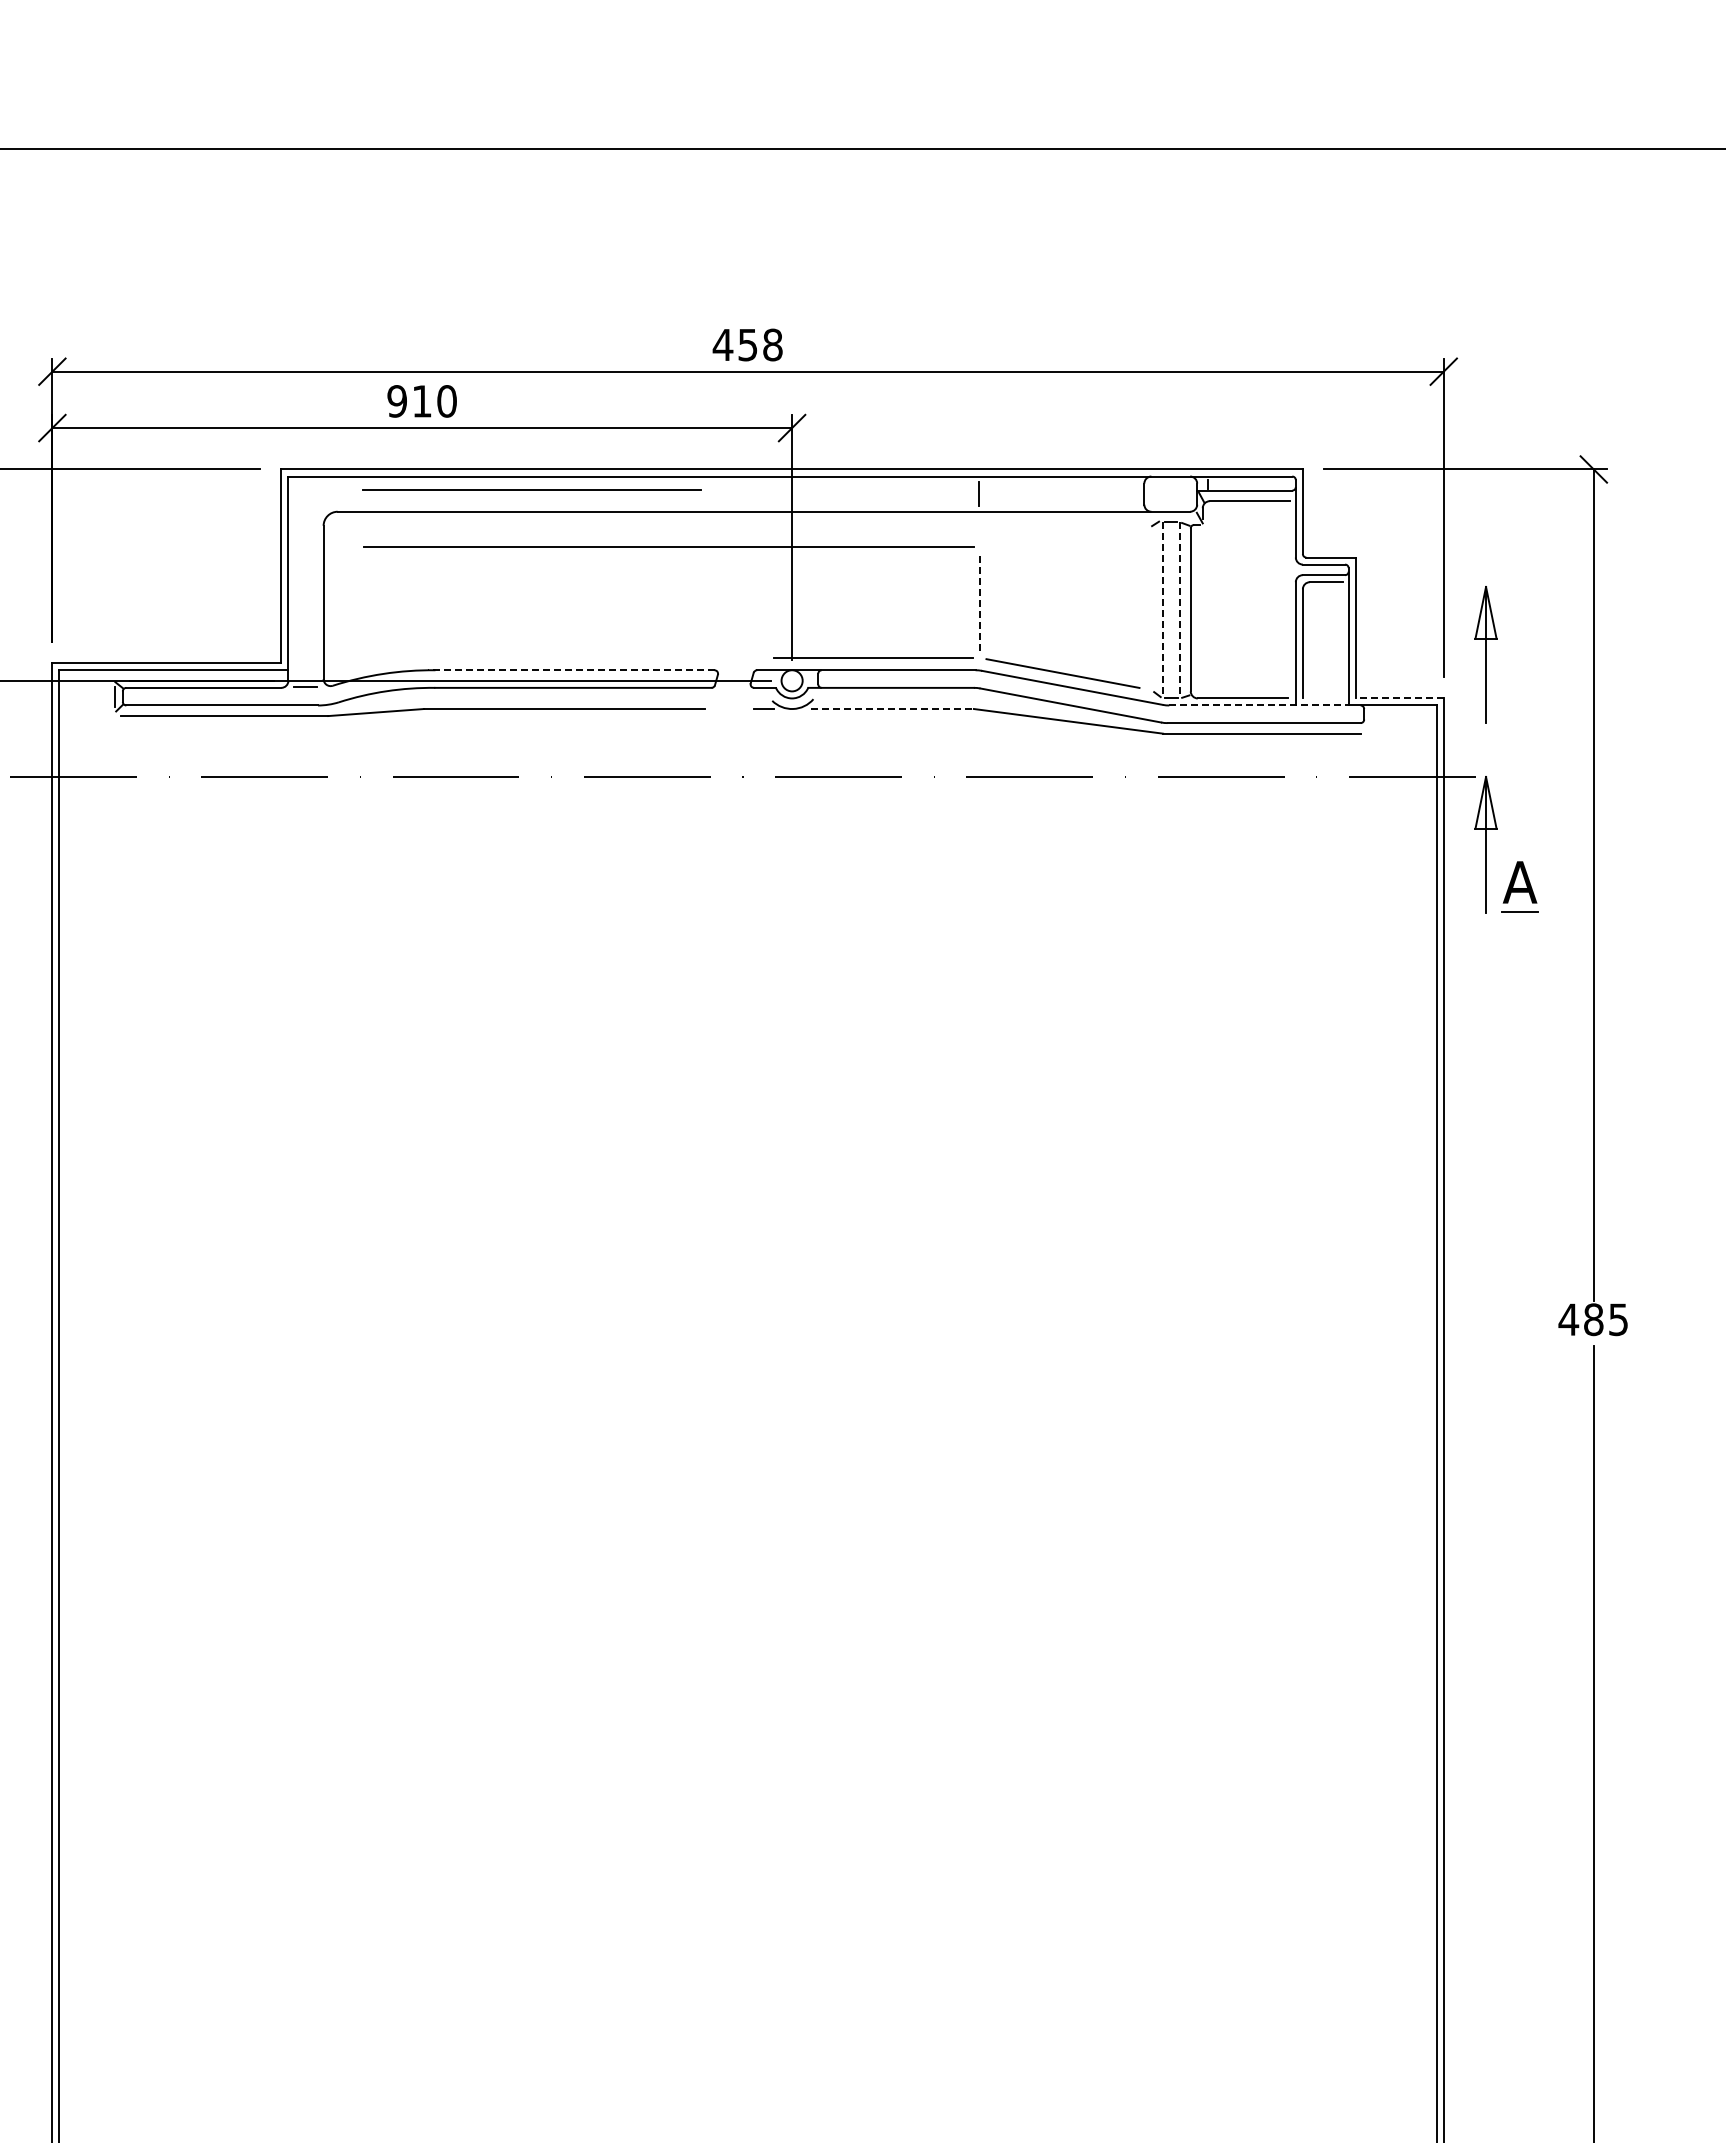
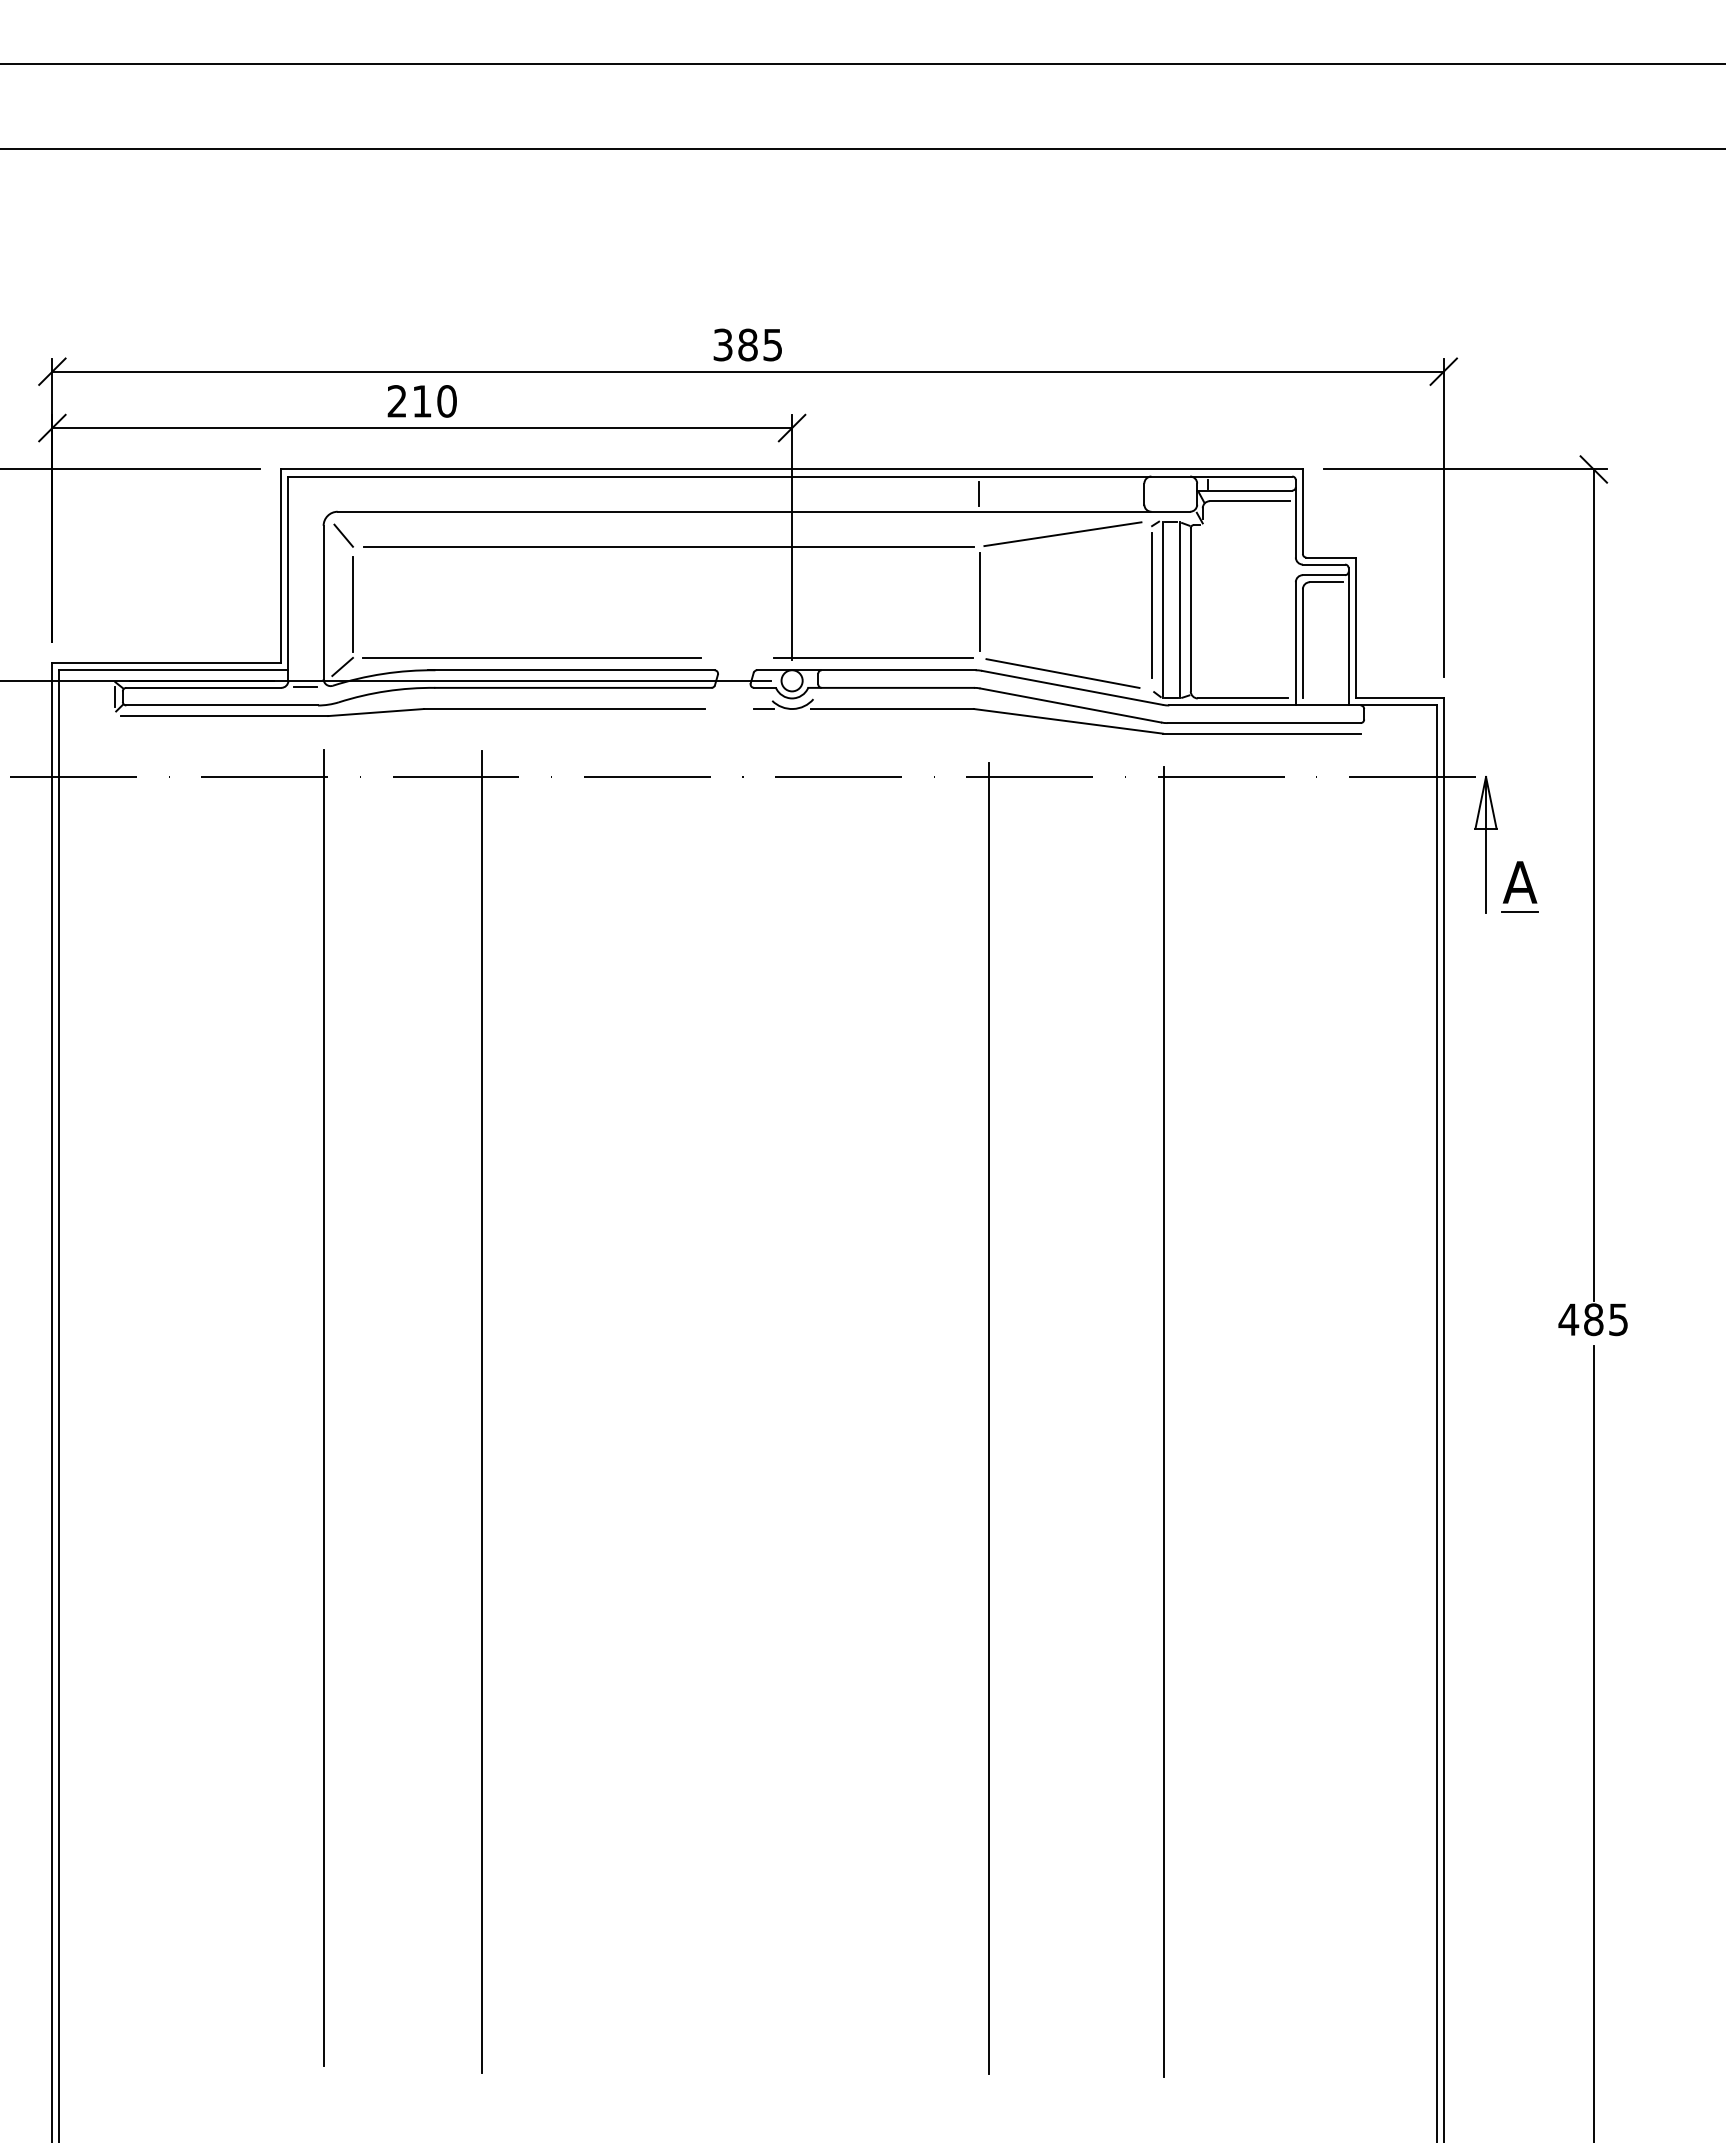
line: none -> present (862, 64)
text: 458 -> 385 (747, 344)
text: 910 -> 210 (396, 401)
line position: (531, 489) -> (531, 657) (531, 657)
line: none -> present (1062, 534)
line: none -> present (343, 535)
line: dashed -> solid (979, 601)
line: none -> present (352, 603)
line: none -> present (1152, 604)
line: dashed -> solid (1162, 609)
line: dashed -> solid (1180, 610)
part: present -> none (1485, 654)
line: none -> present (342, 666)
line: dashed -> solid (570, 670)
line: dashed -> solid (1399, 698)
line: dashed -> solid (1258, 705)
line: dashed -> solid (892, 709)
line: none -> present (323, 1408)
line: none -> present (482, 1412)
line: none -> present (988, 1418)
line: none -> present (1164, 1421)
